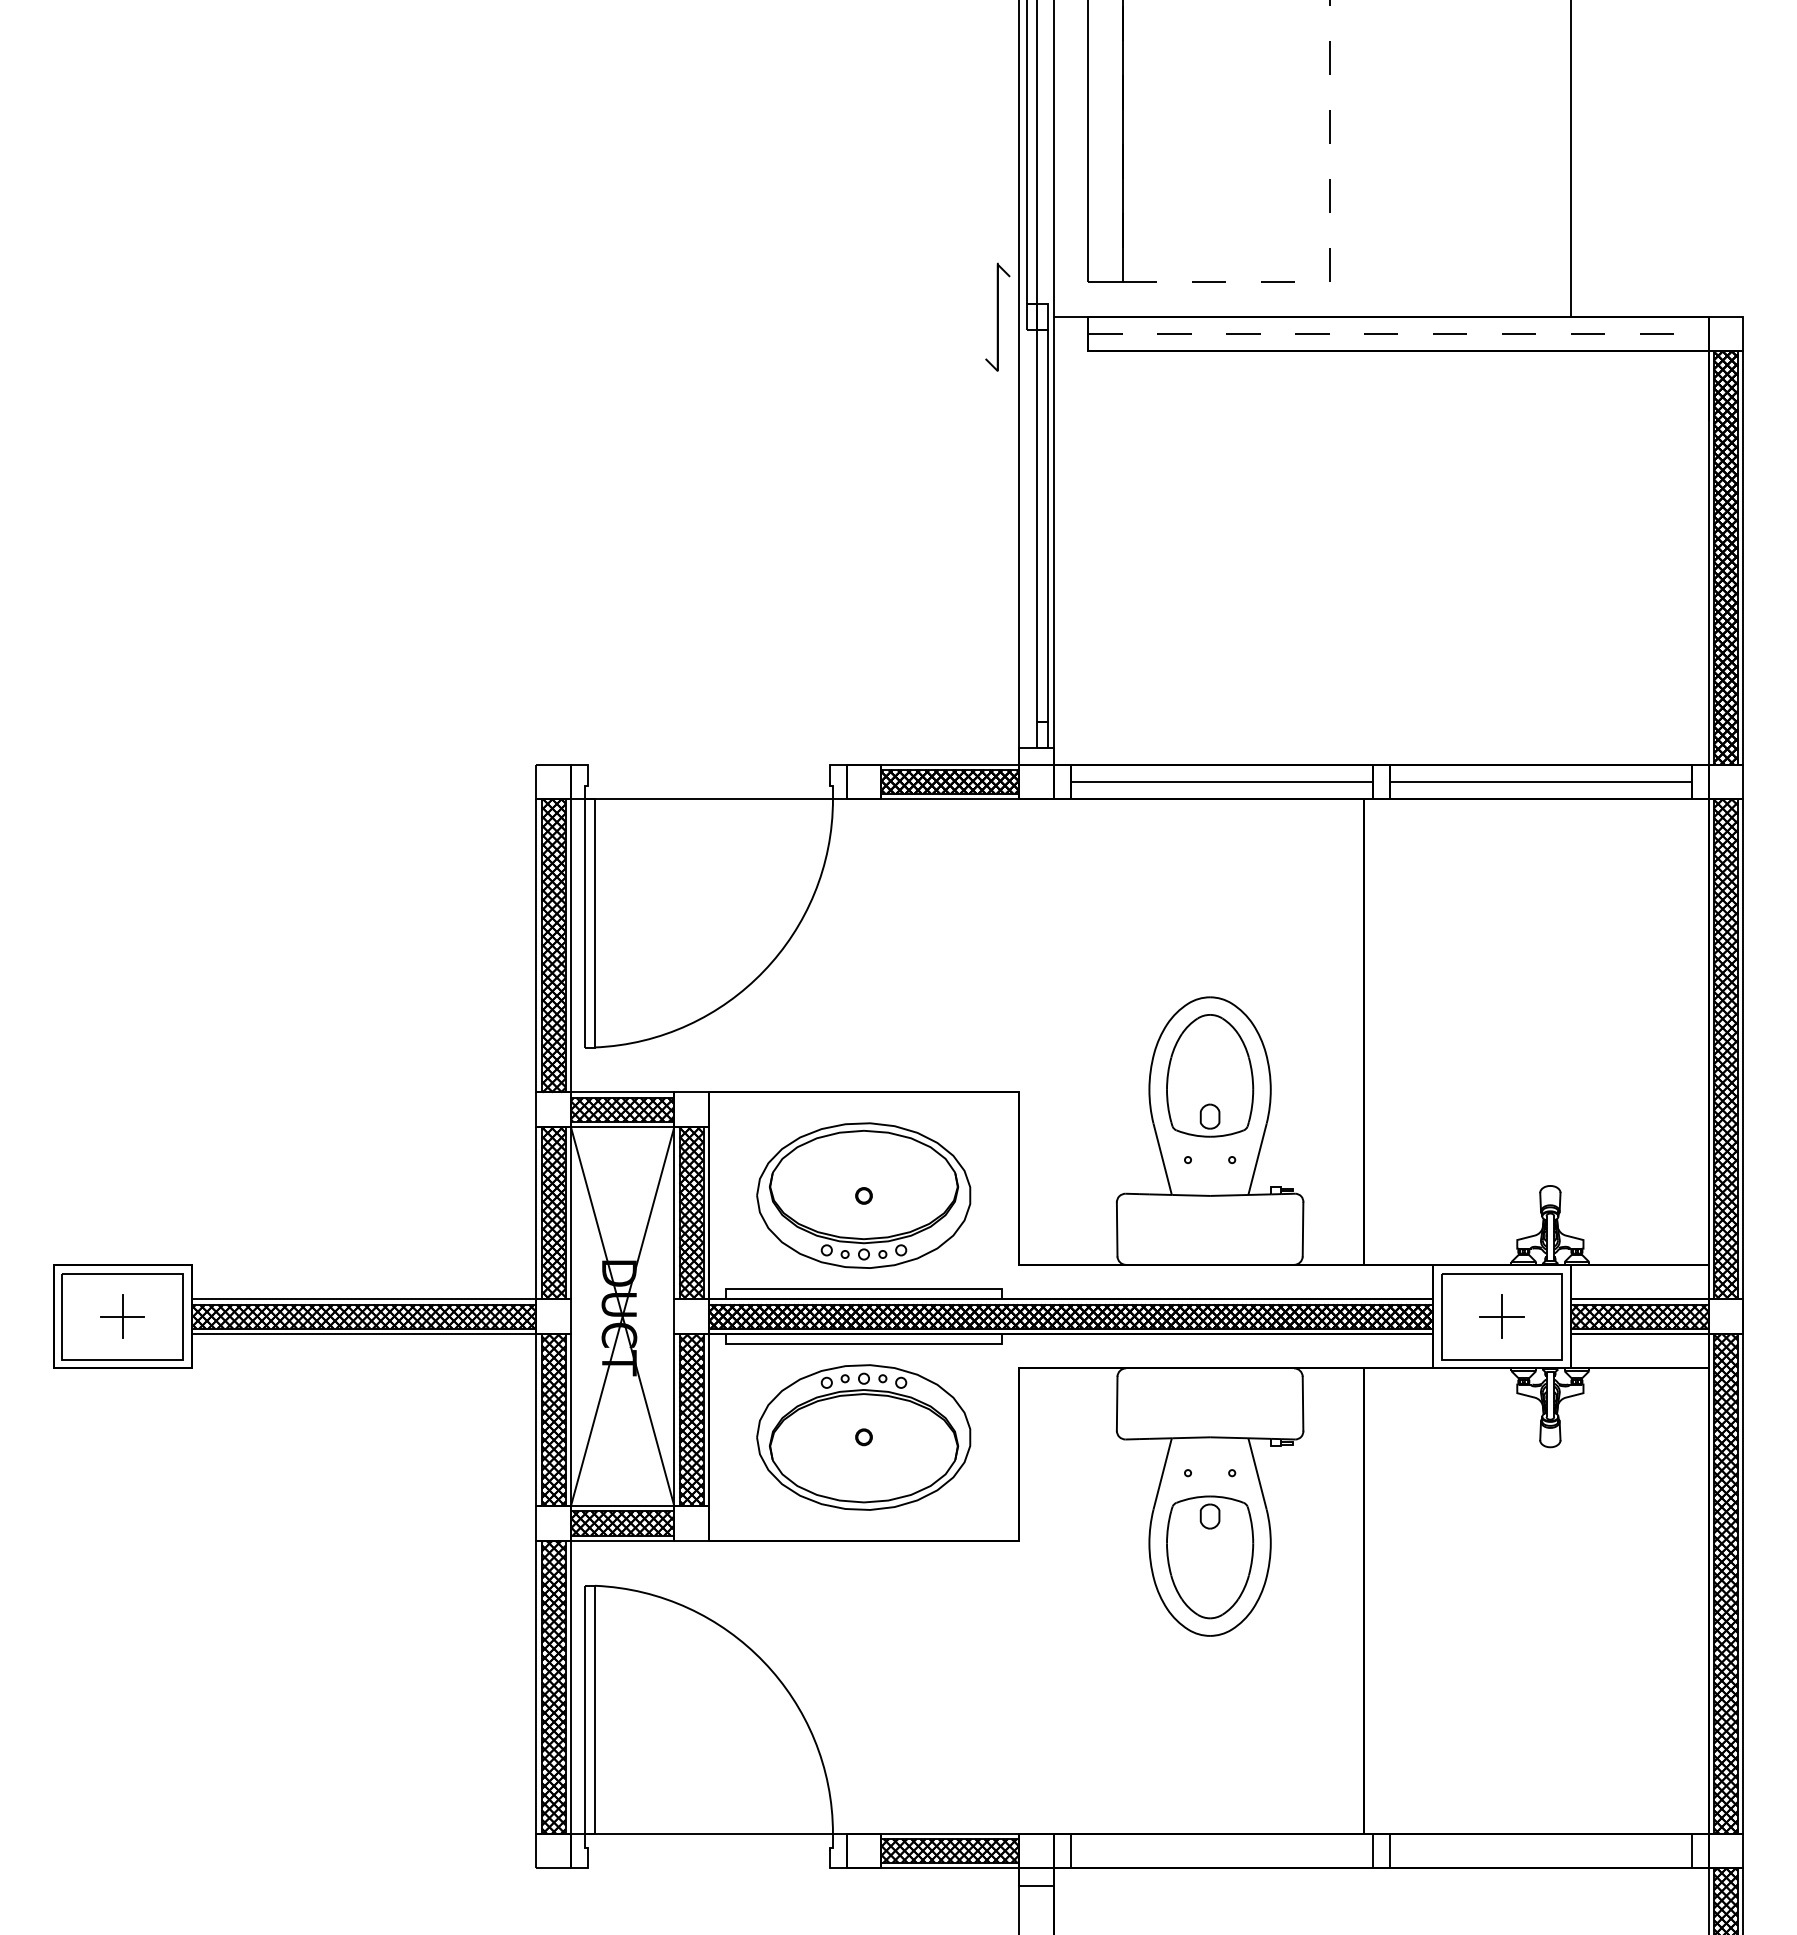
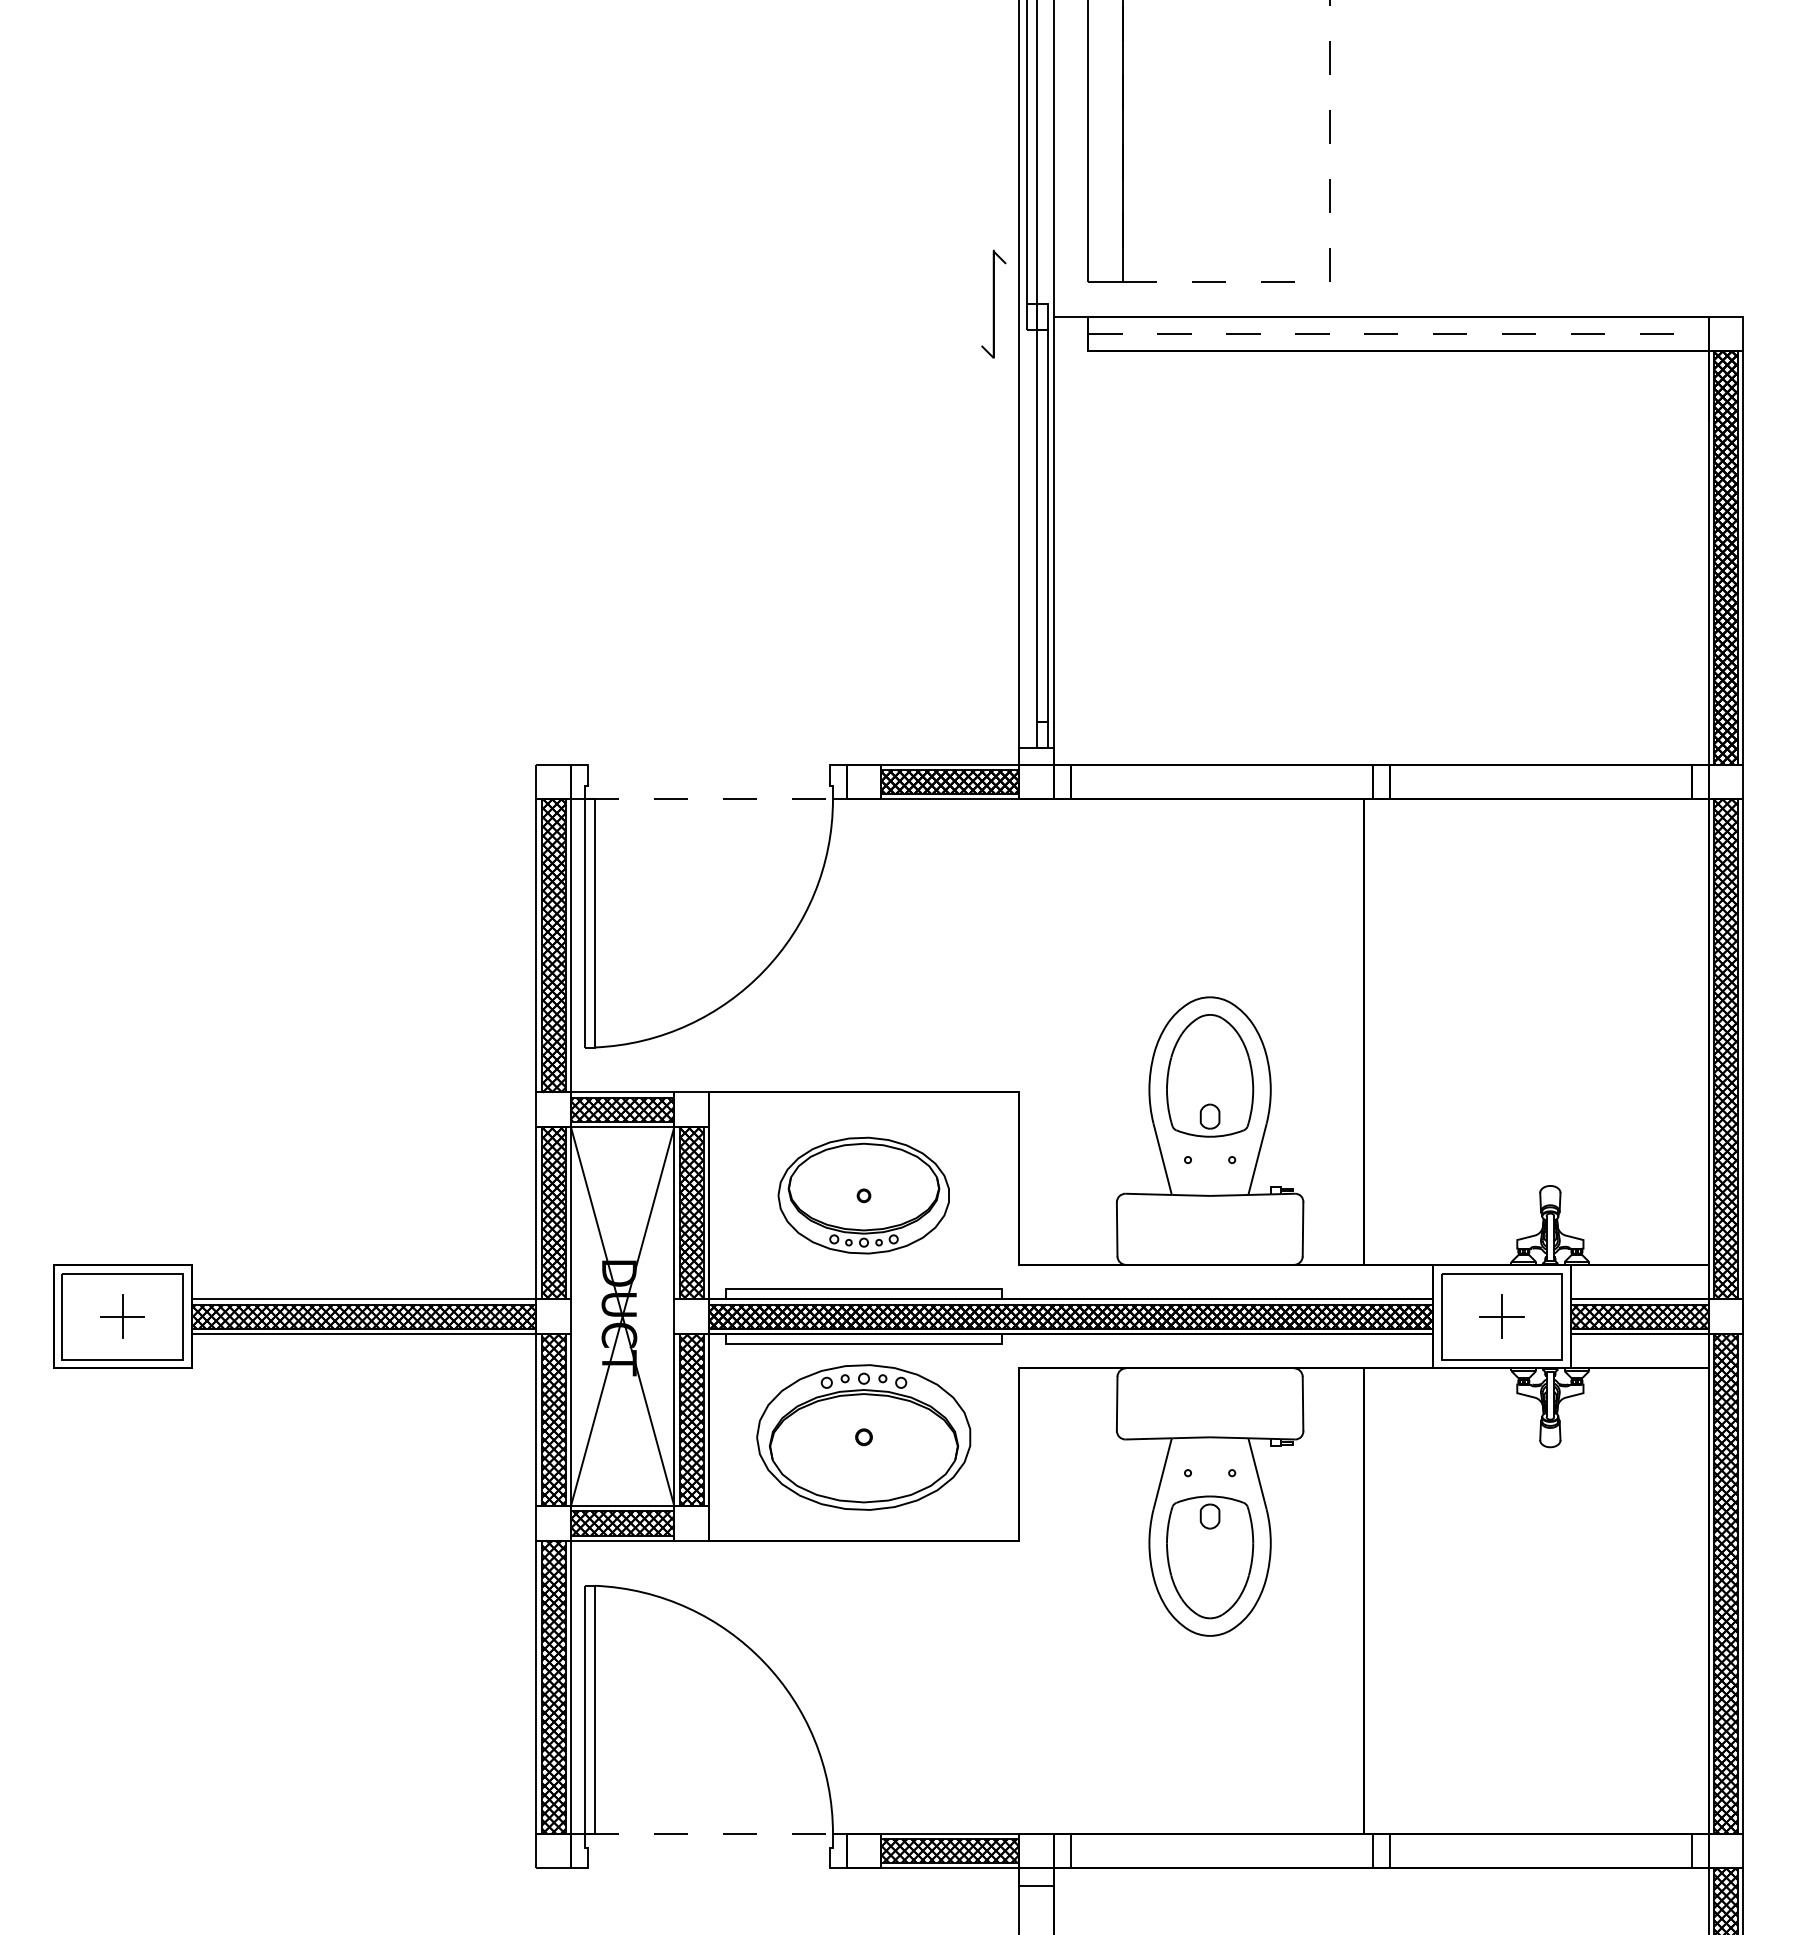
line: present -> none (1570, 159)
part position: (997, 316) -> (993, 303) (993, 303)
line: present -> none (1221, 782)
line: present -> none (1540, 782)
line: solid -> dashed (709, 799)
part size: 216x147 px -> 173x119 px (863, 1195)
line: solid -> dashed (709, 1833)
